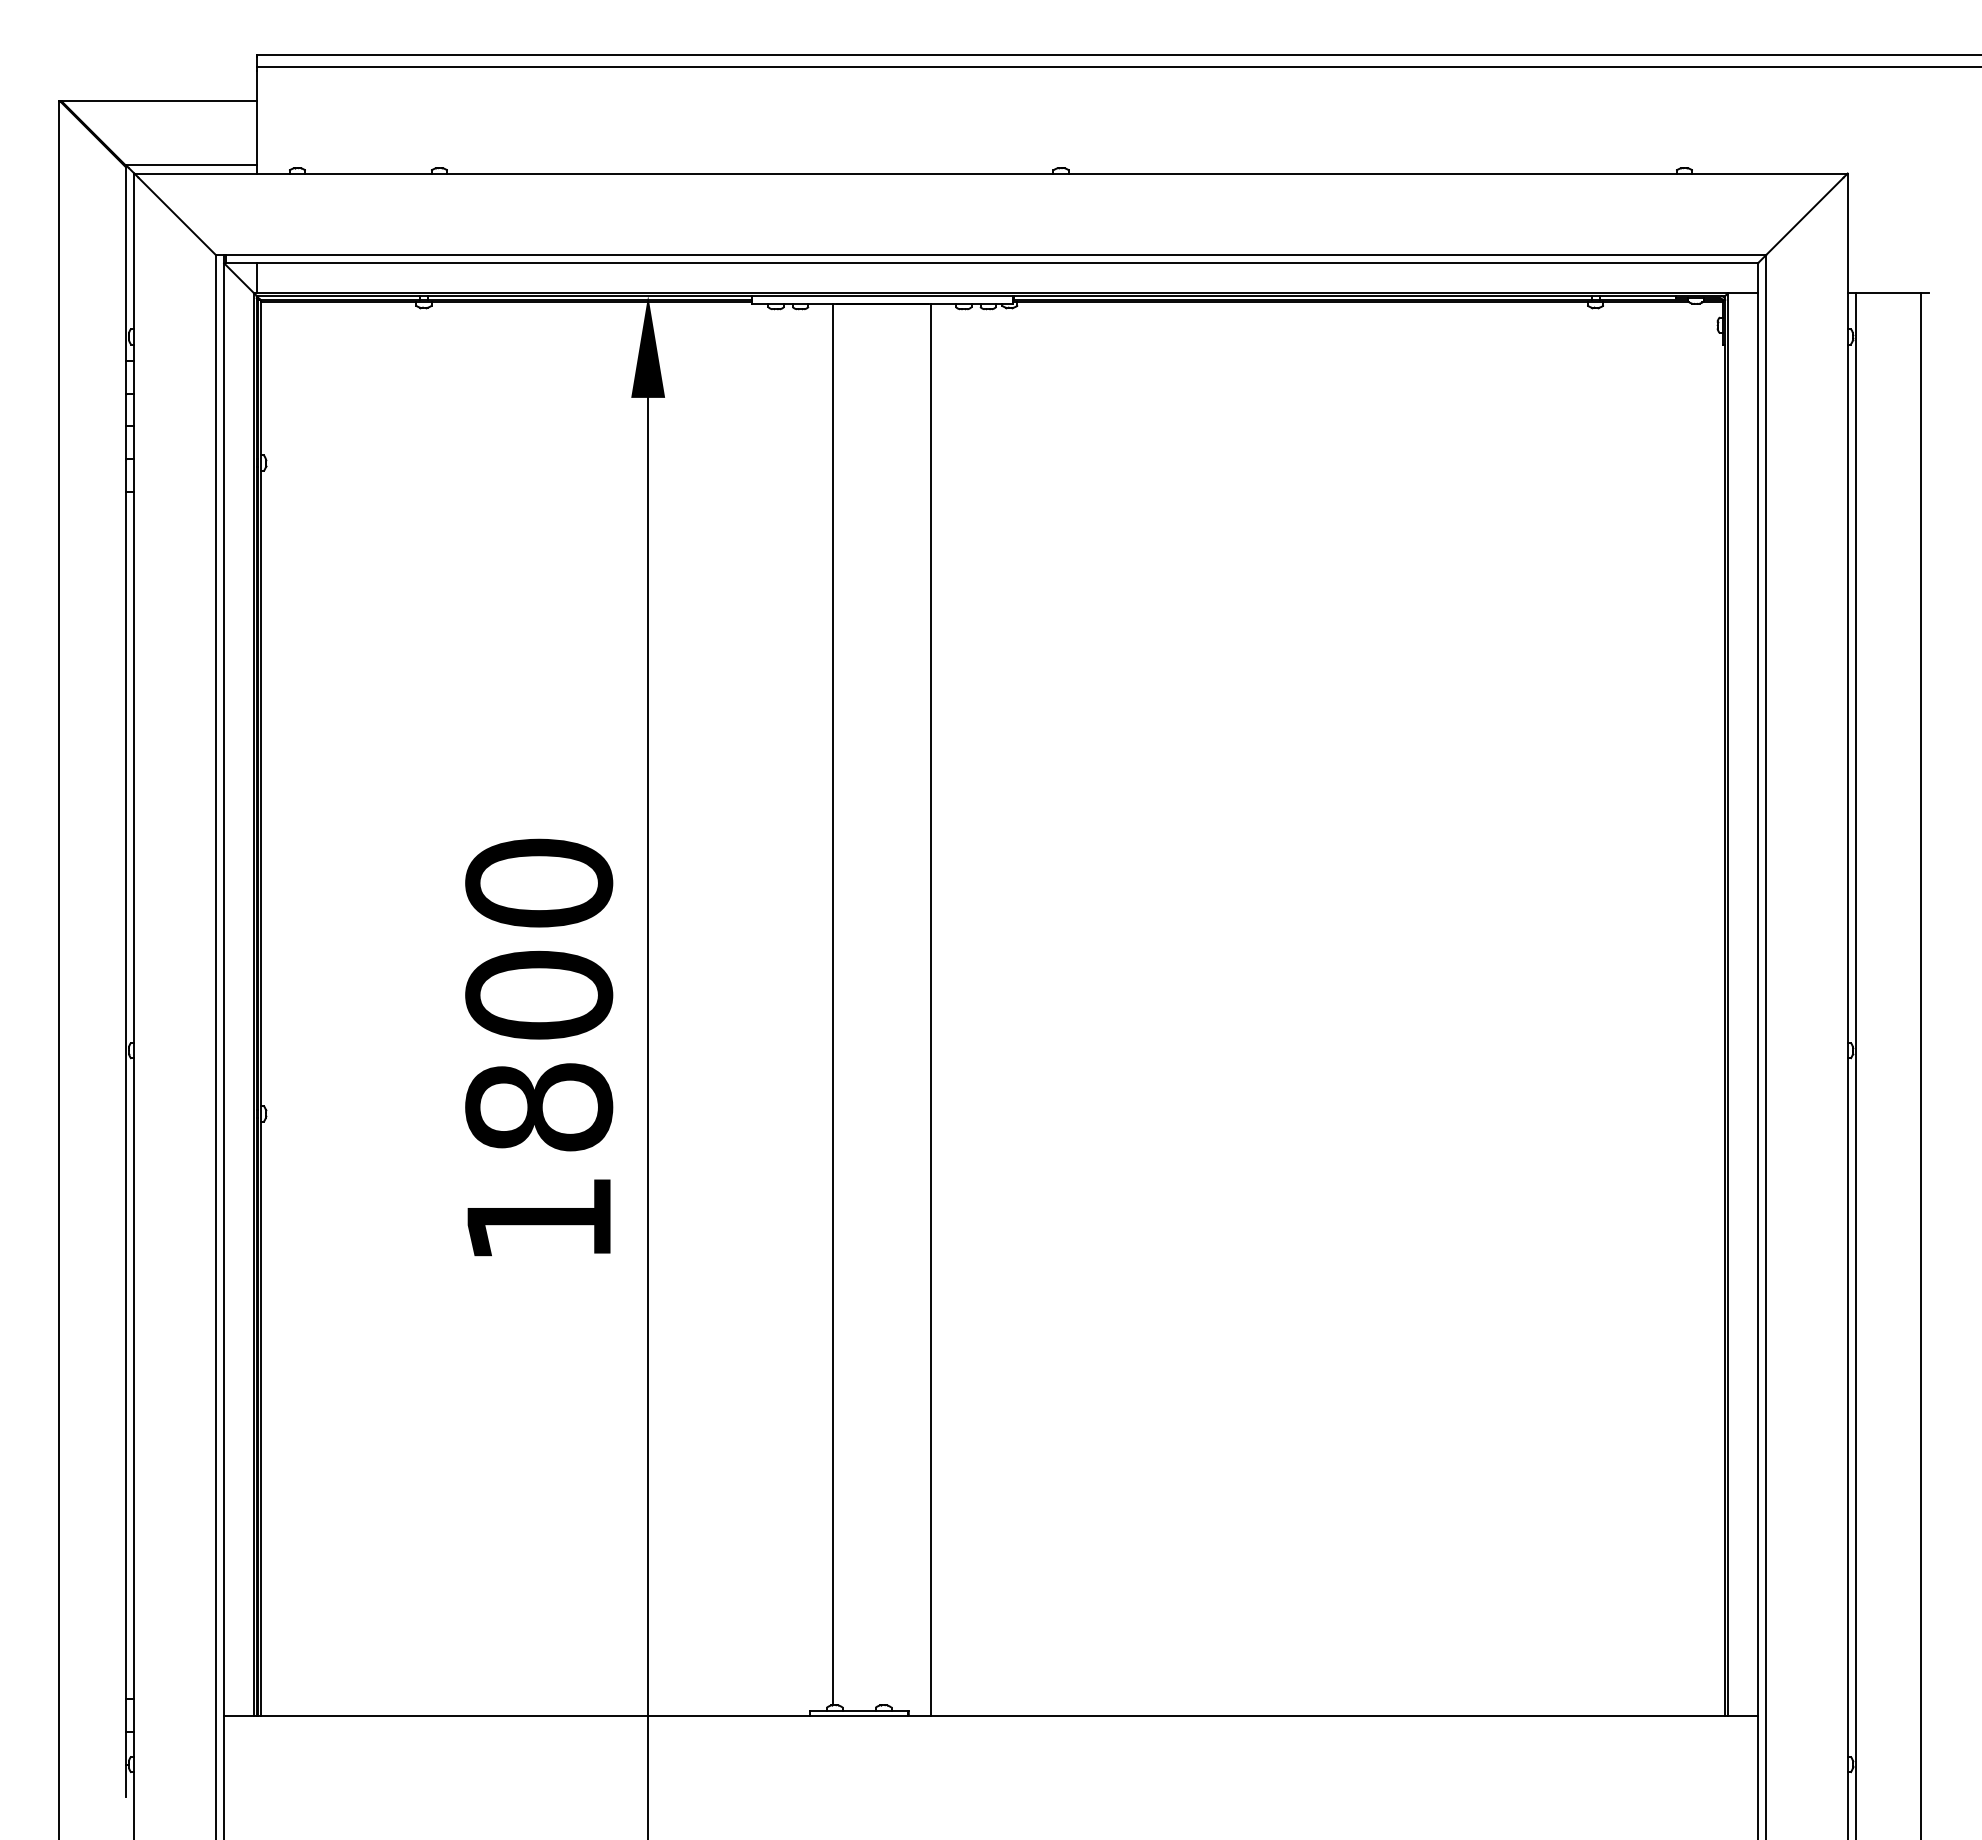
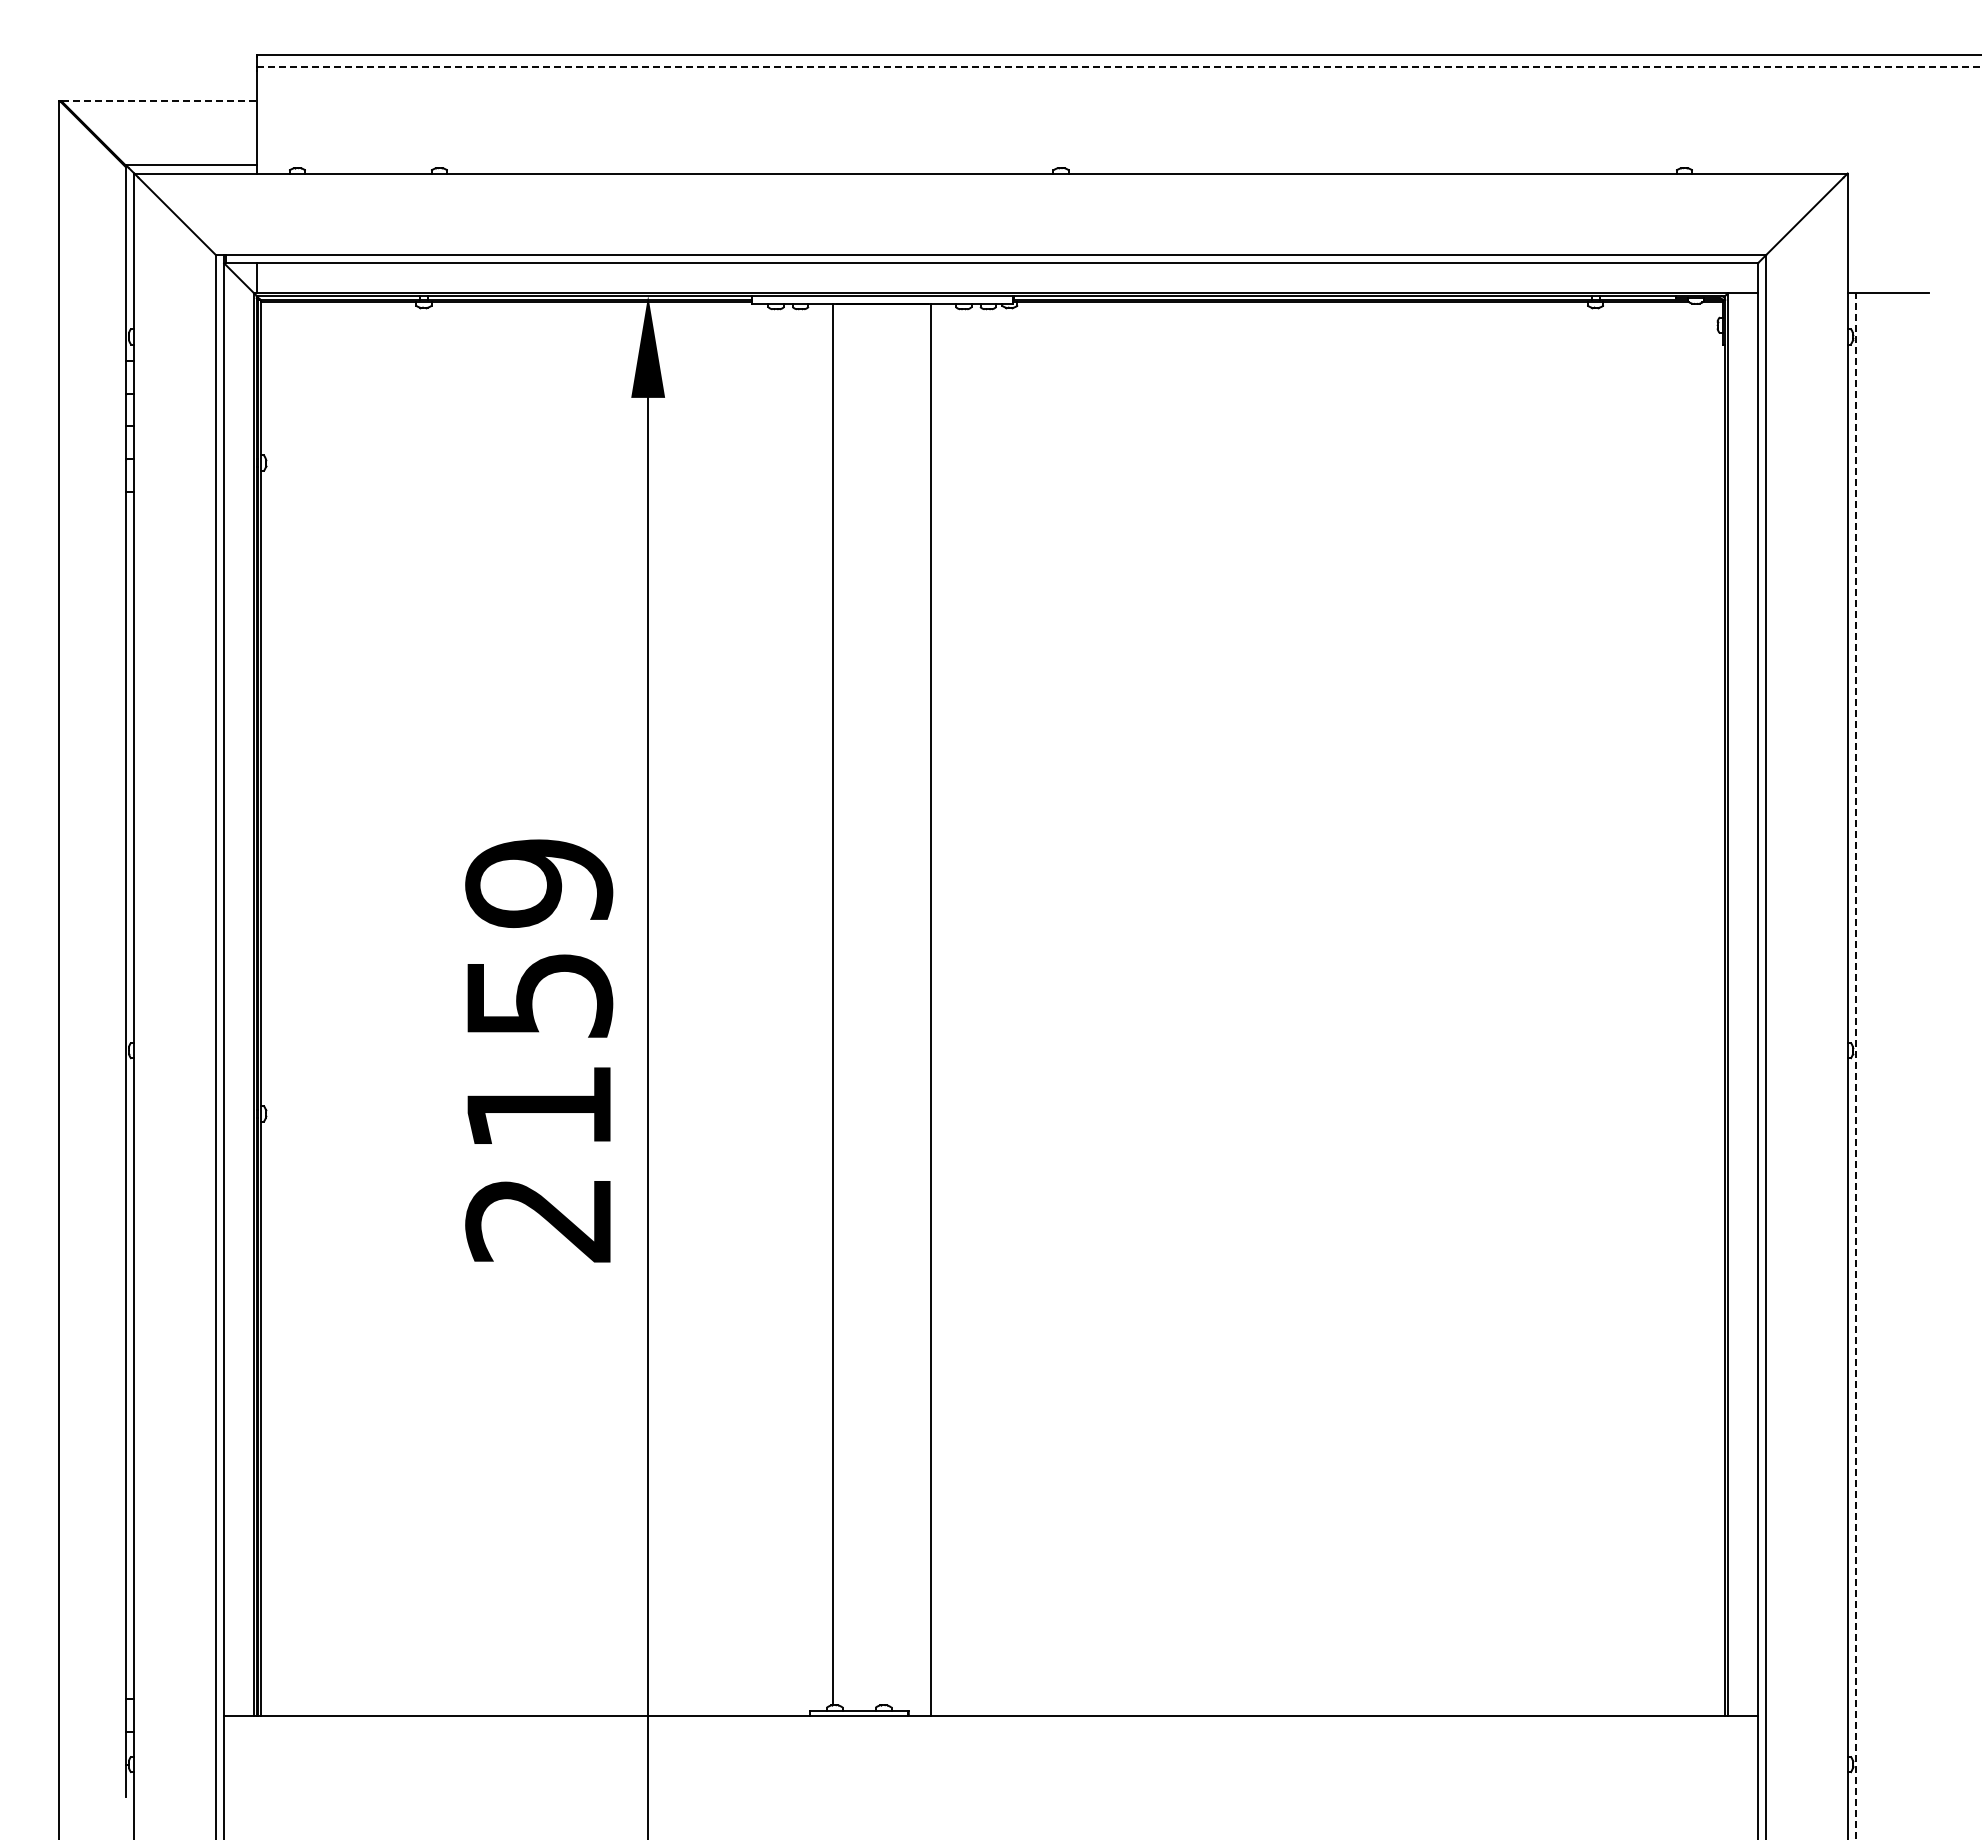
line: solid -> dashed (1118, 67)
line: solid -> dashed (159, 101)
text: 1800 -> 2159 (539, 1050)
line: present -> none (1921, 1064)
line: solid -> dashed (1855, 1066)
